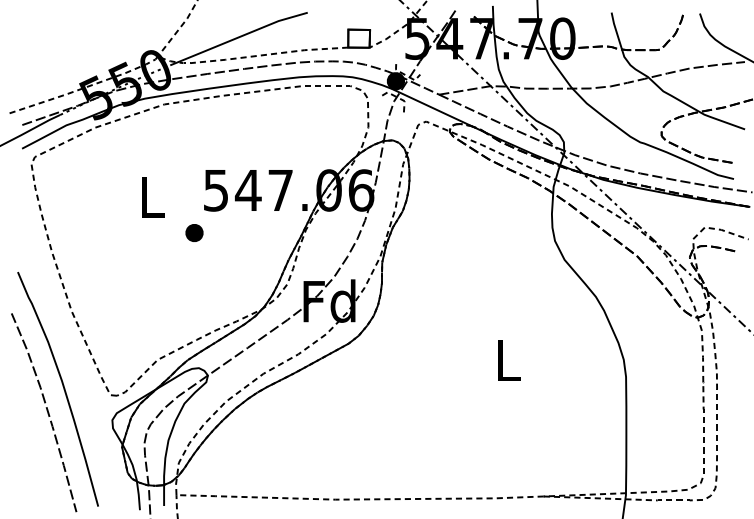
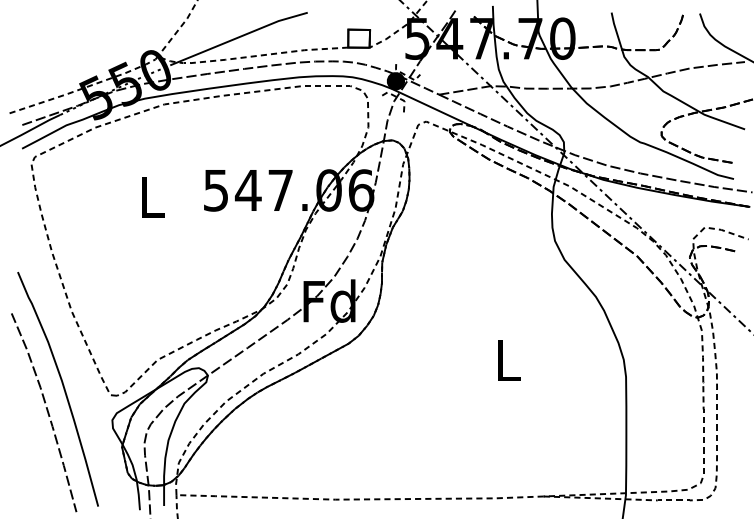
part: present -> none (194, 232)
